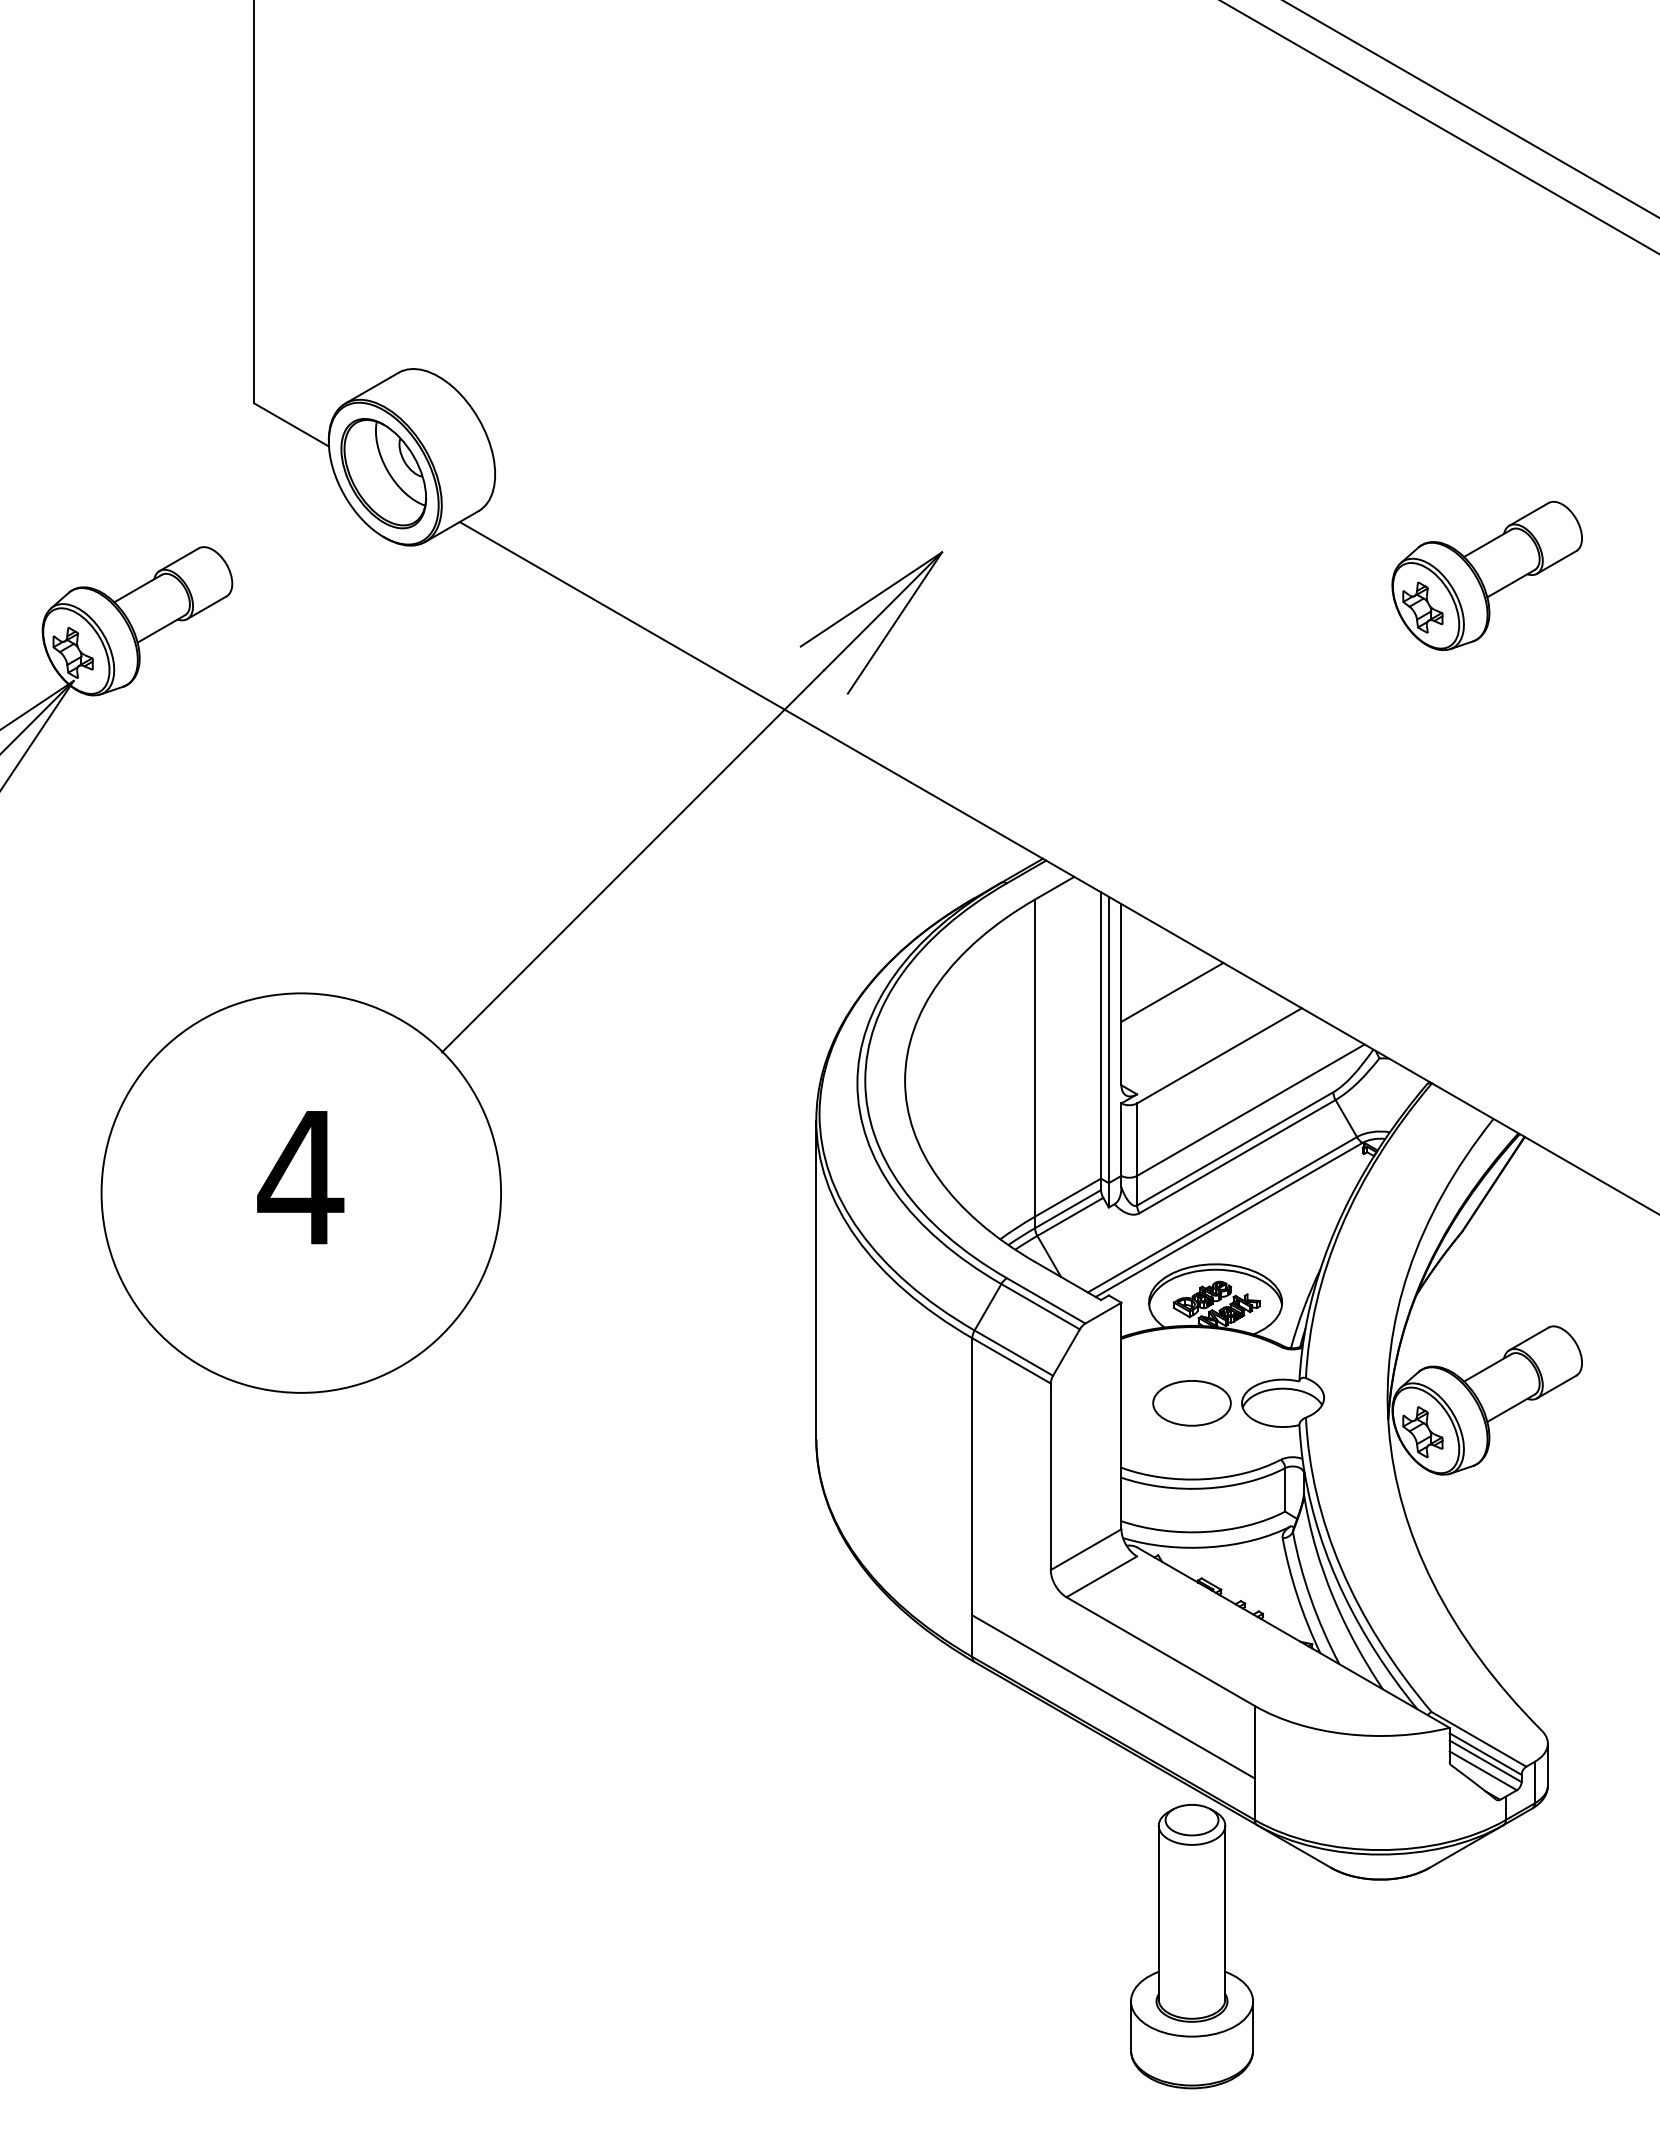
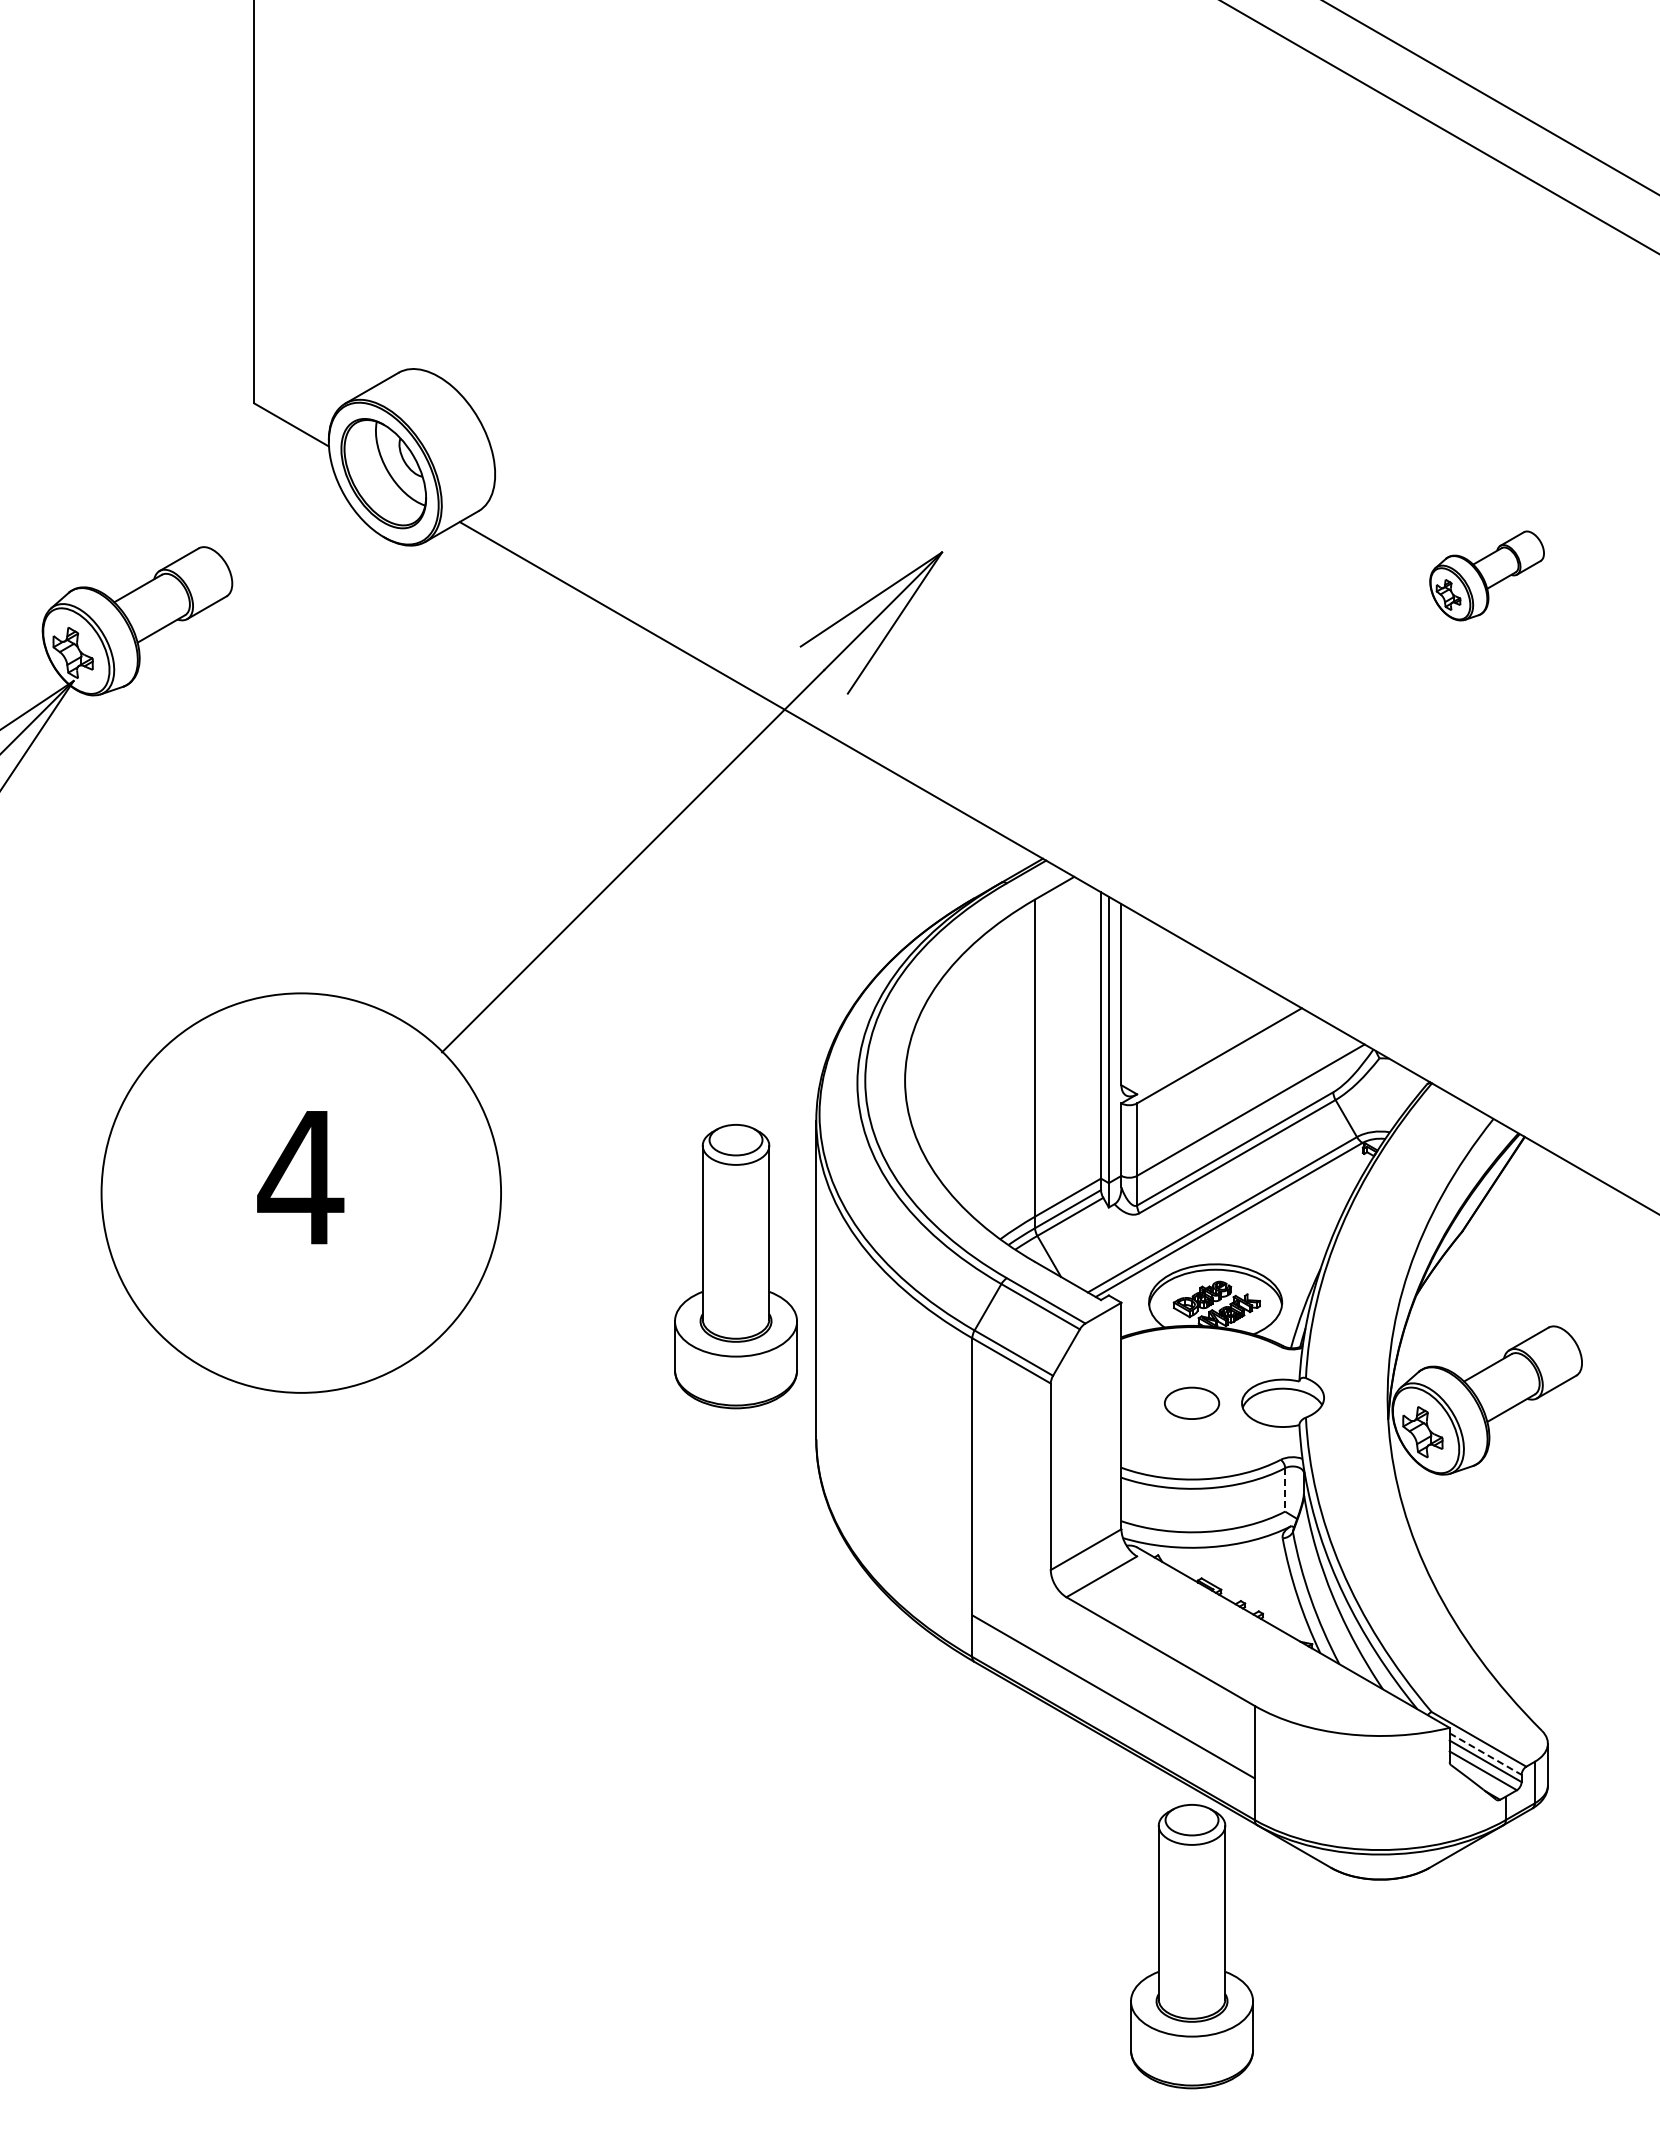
line position: (1471, 109) -> (1490, 97) (1490, 97)
part size: 192x152 px -> 116x92 px (1486, 575)
line: present -> none (1172, 991)
part: none -> present (735, 1266)
part size: 80x47 px -> 57x34 px (1192, 1402)
line: solid -> dashed (1285, 1489)
line: solid -> dashed (1485, 1754)
